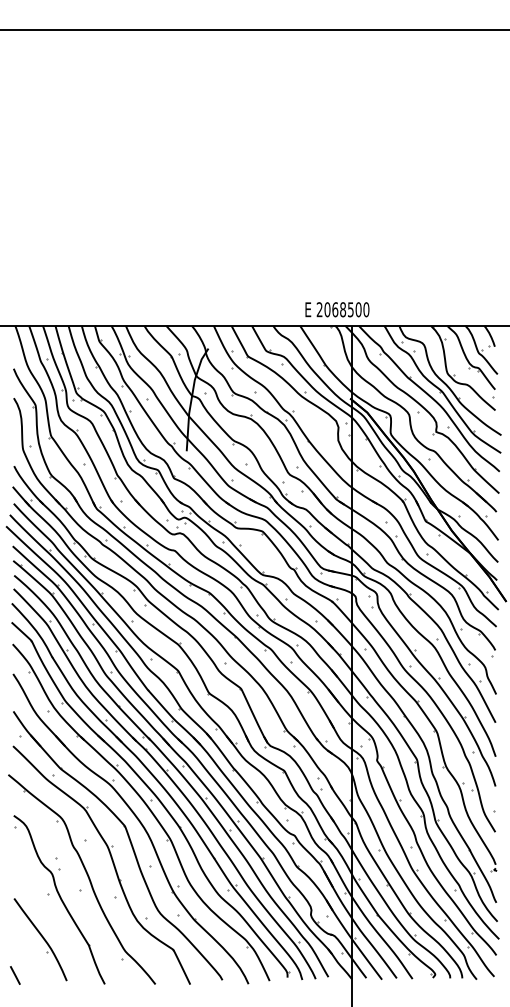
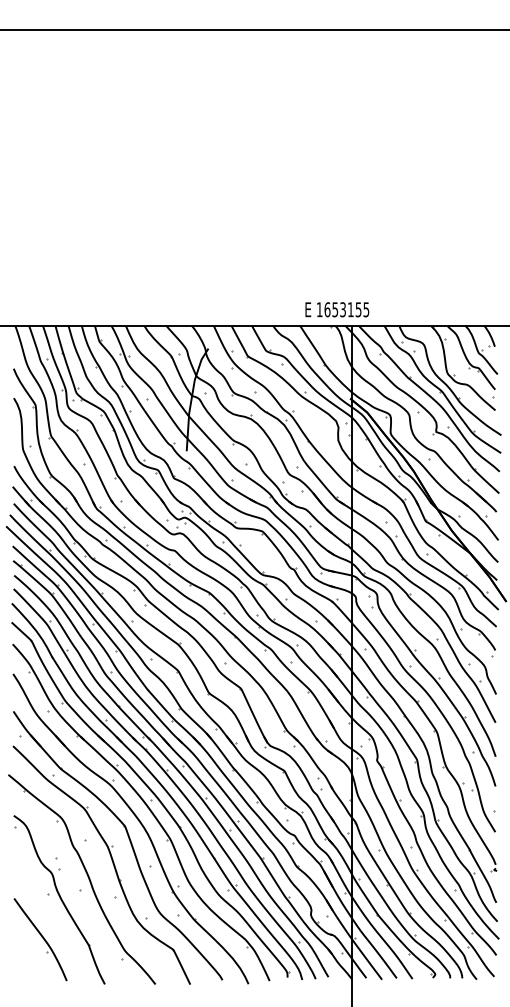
text: 2068500 -> 1653155 (342, 309)
line: present -> none (15, 975)
